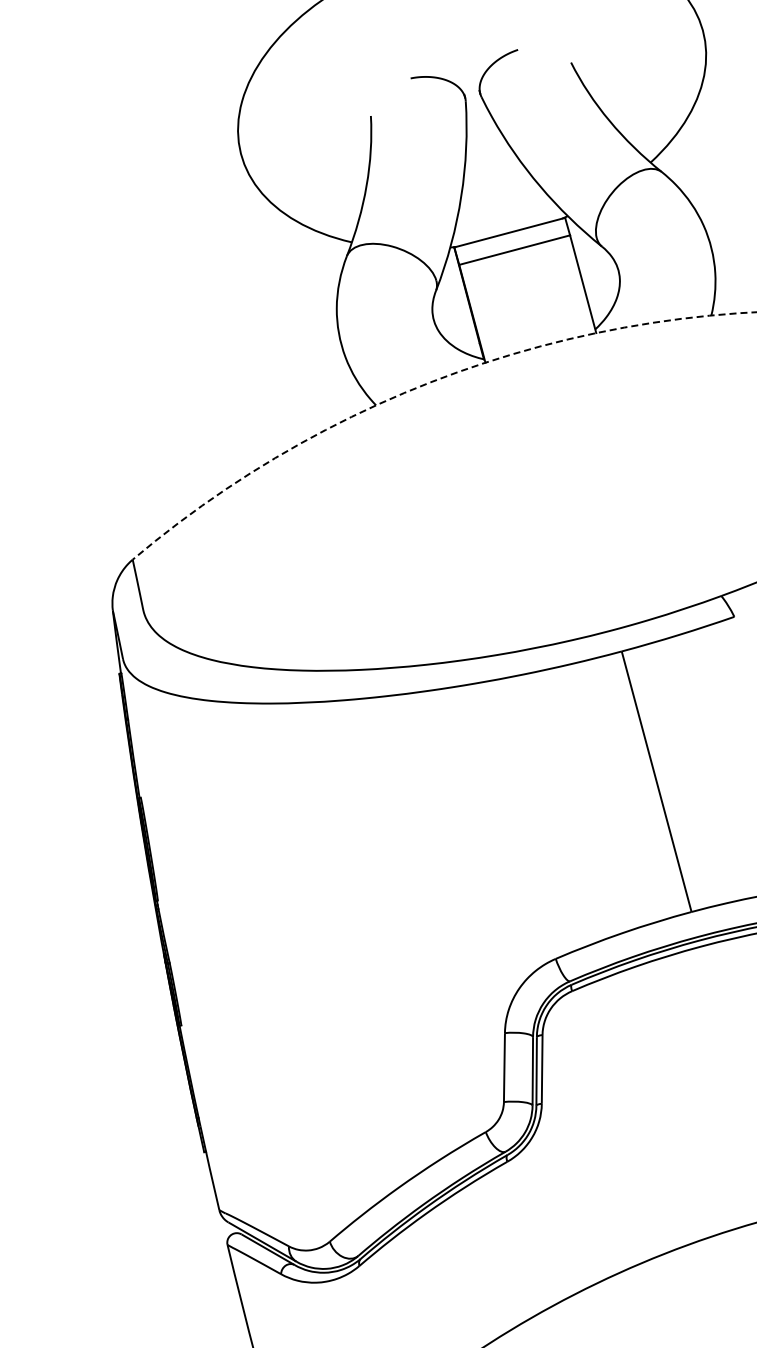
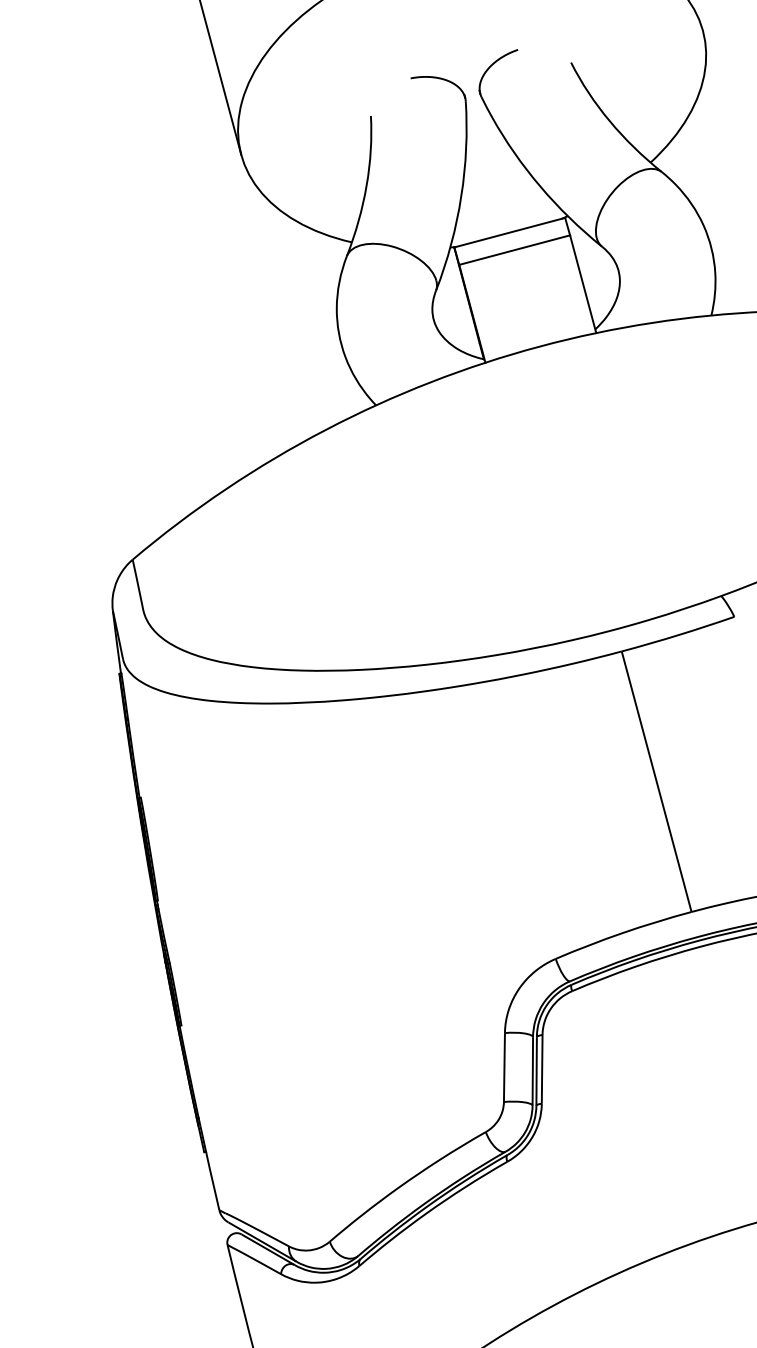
line: none -> present (220, 78)
arc: dashed -> solid (423, 385)
